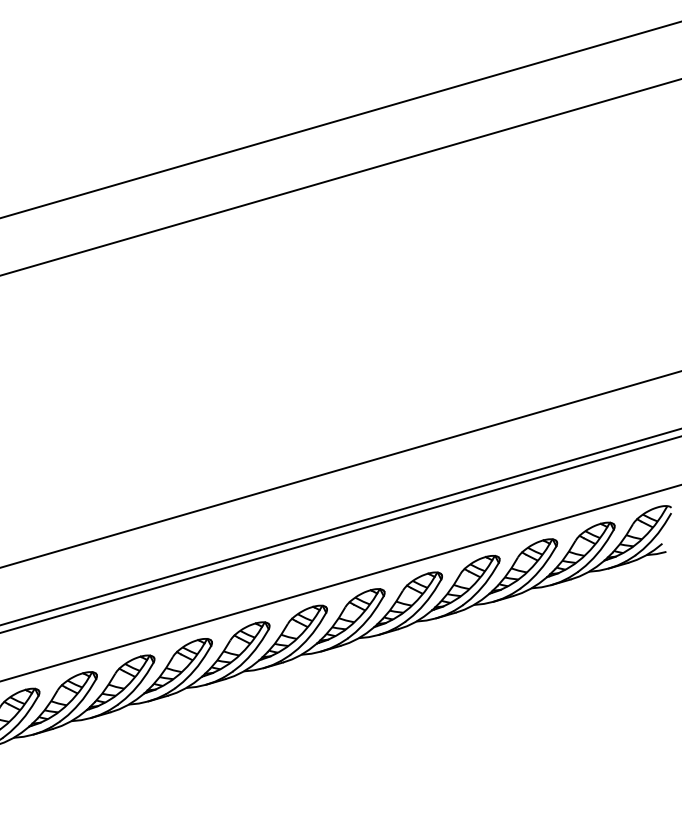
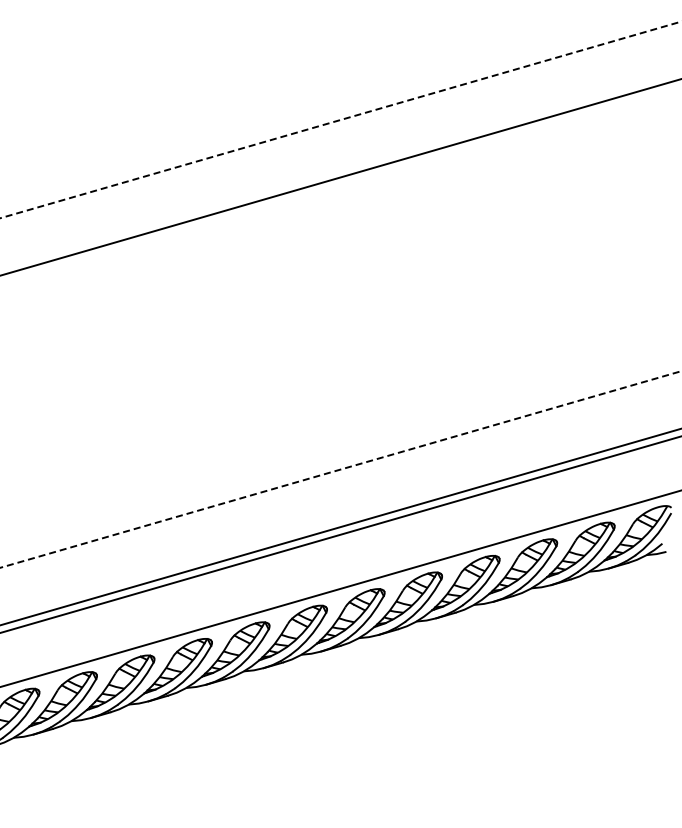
line: solid -> dashed (340, 120)
line: solid -> dashed (340, 469)
line position: (340, 582) -> (340, 588) (340, 588)
